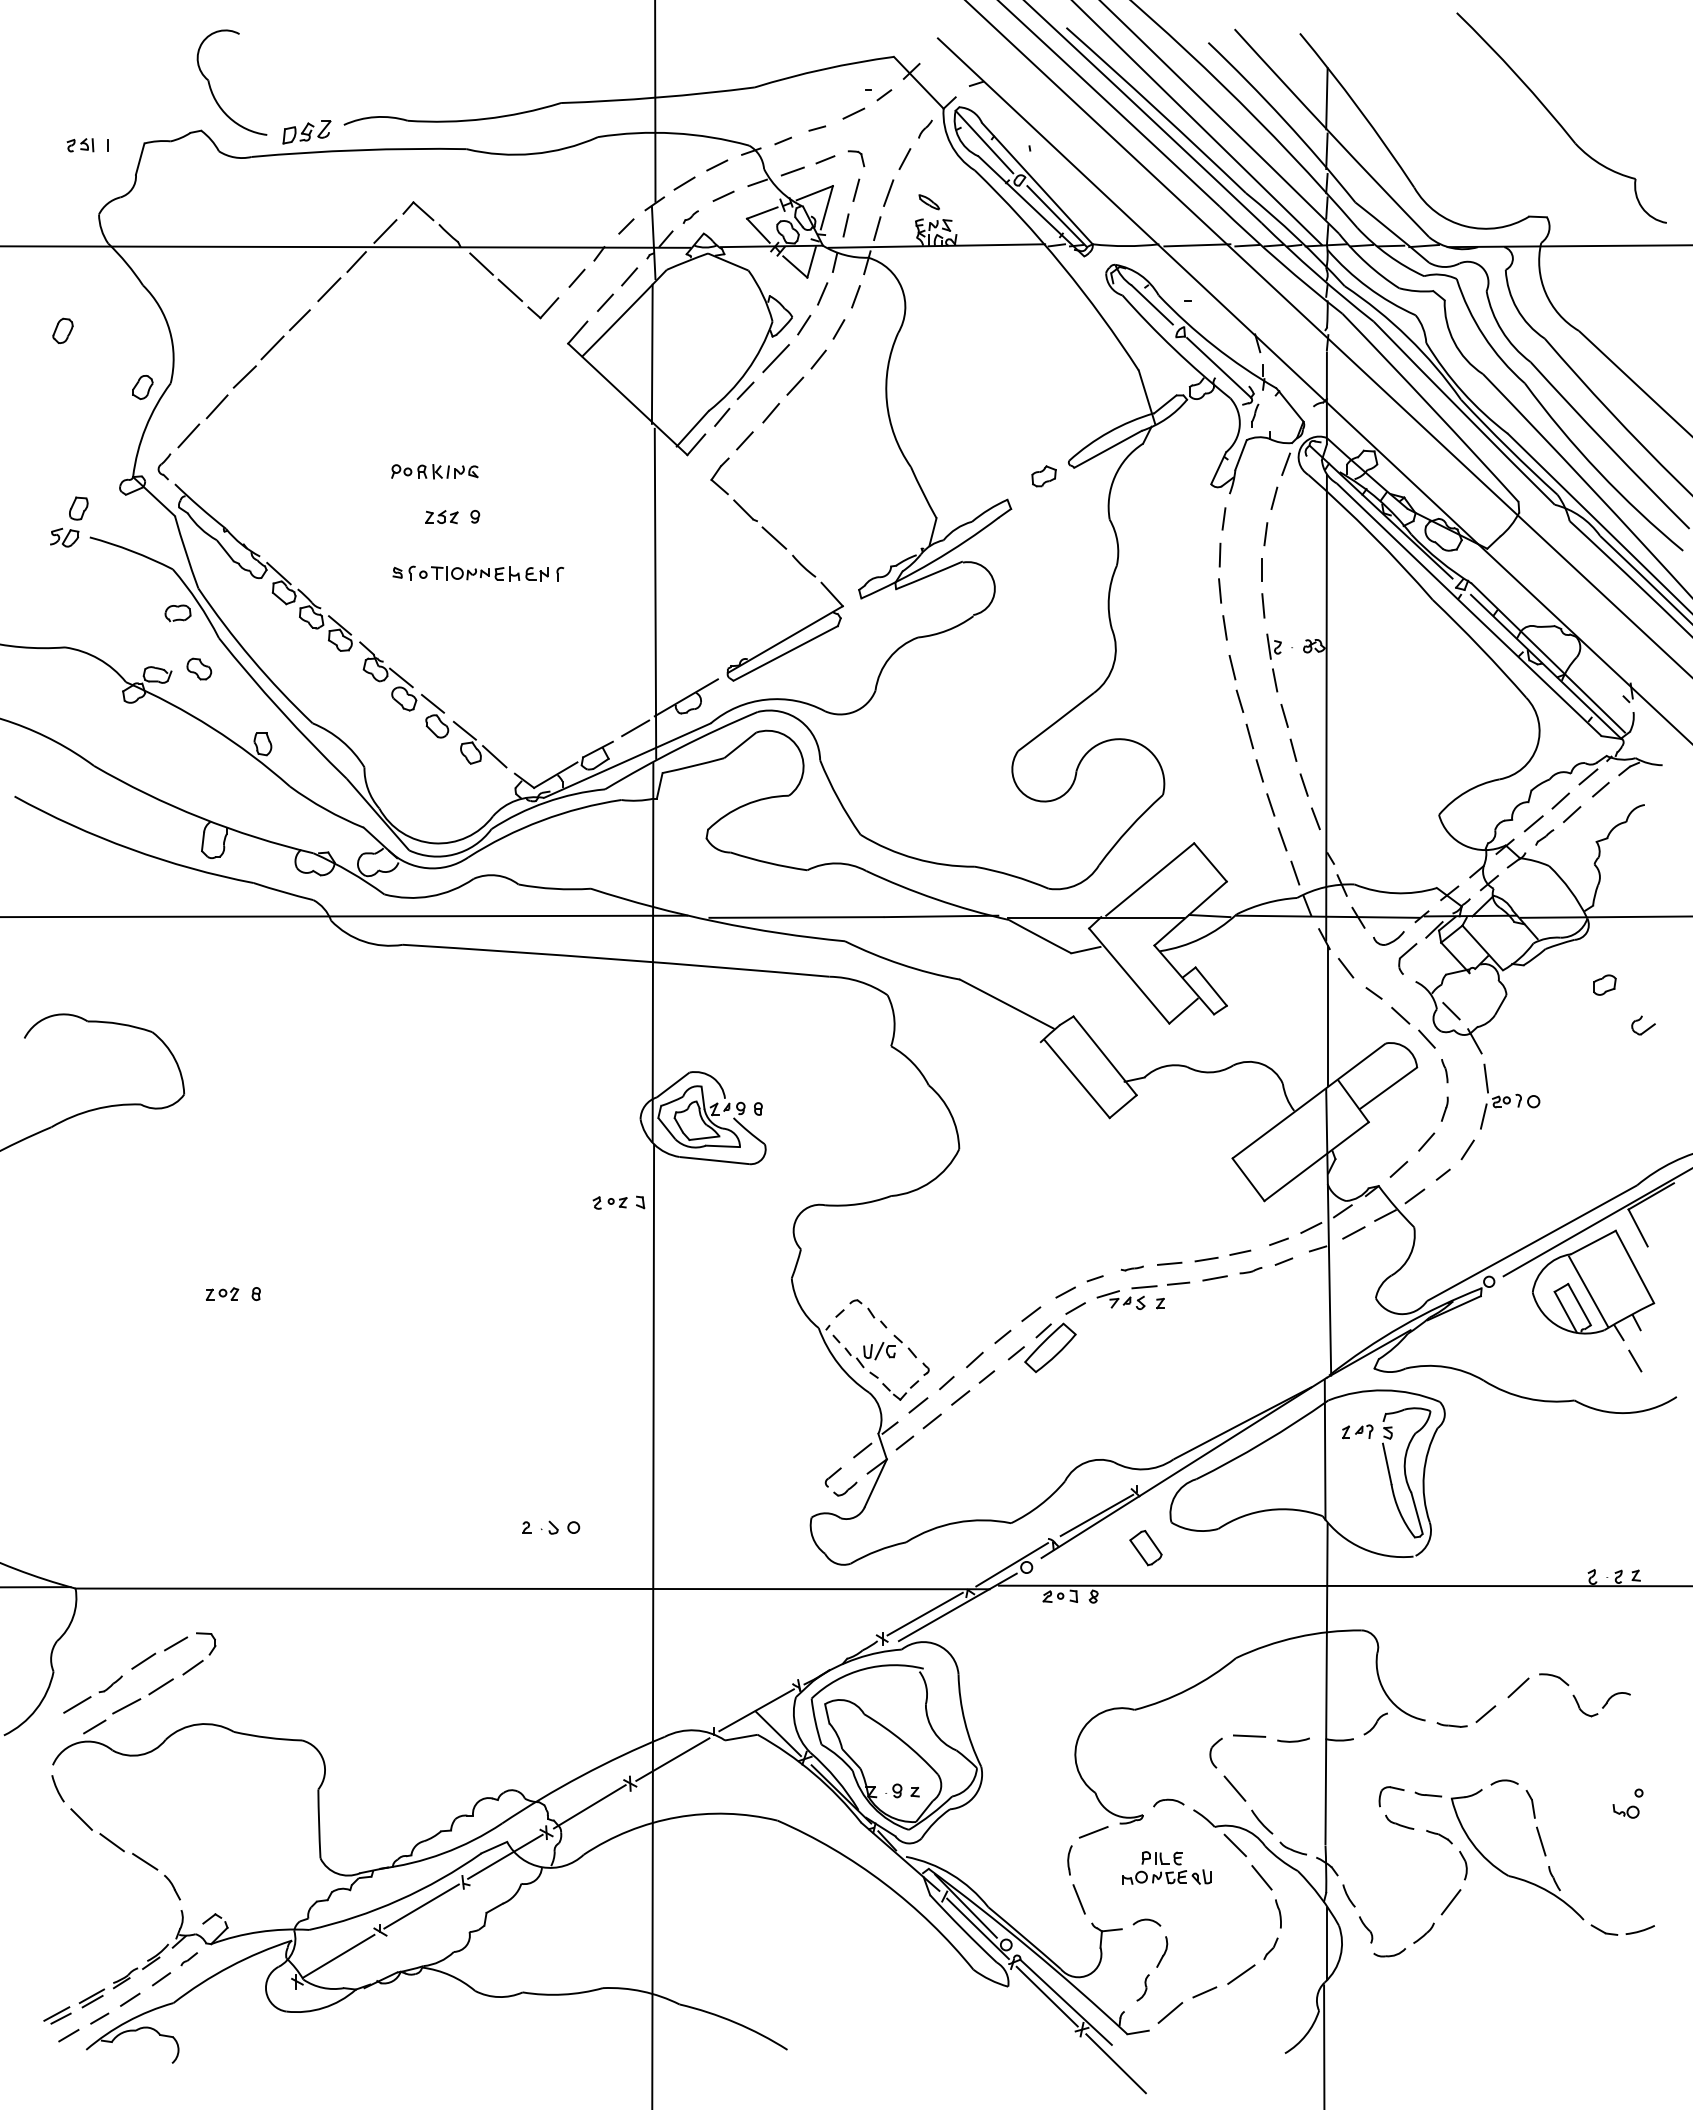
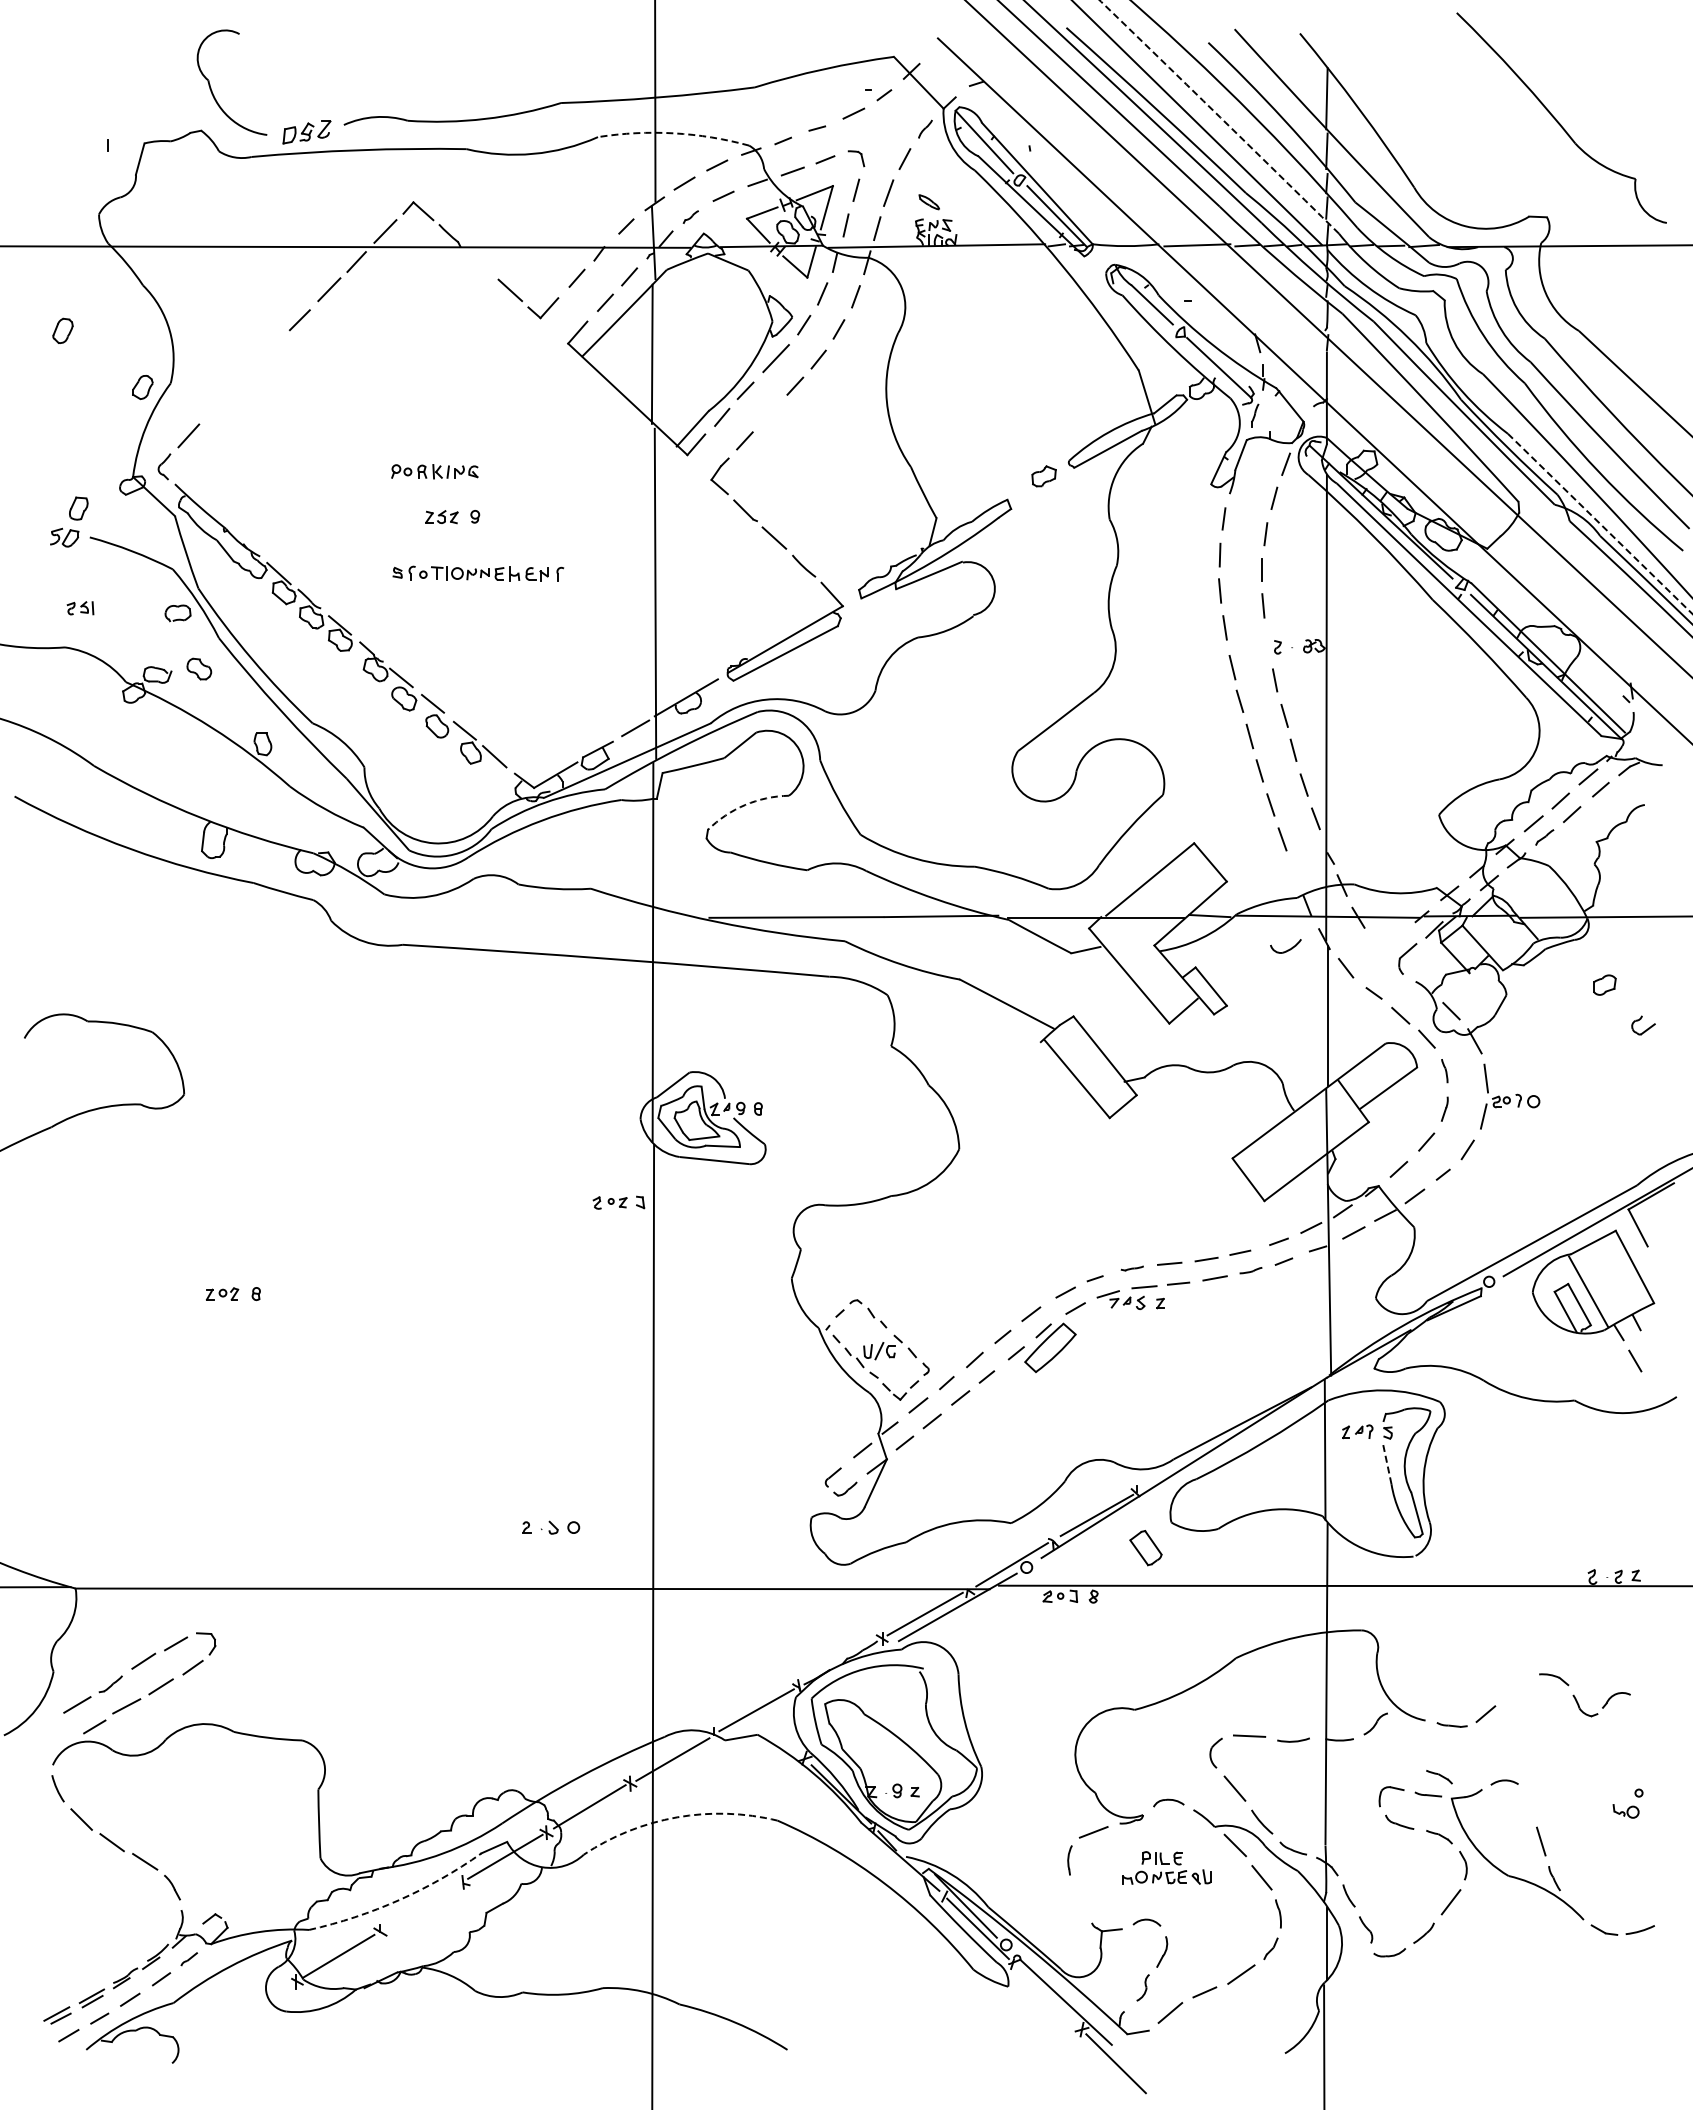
arc: solid -> dashed (1219, 116)
arc: solid -> dashed (674, 133)
part position: (80, 145) -> (80, 608) (80, 608)
line: present -> none (481, 263)
line: present -> none (272, 347)
line: present -> none (244, 376)
line: present -> none (216, 406)
line: present -> none (770, 412)
line: solid -> dashed (1600, 524)
line: present -> none (1268, 646)
arc: solid -> dashed (745, 805)
line: present -> none (1295, 872)
line: present -> none (344, 916)
part position: (1388, 938) -> (1285, 946) (1285, 946)
line: solid -> dashed (1387, 1463)
line: present -> none (1518, 1687)
line: present -> none (778, 1734)
part: none -> present (1439, 1777)
part: present -> none (1530, 1804)
arc: solid -> dashed (677, 1817)
line: present -> none (1078, 1899)
arc: solid -> dashed (399, 1900)
line: present -> none (421, 1906)
line: present -> none (1046, 1996)
